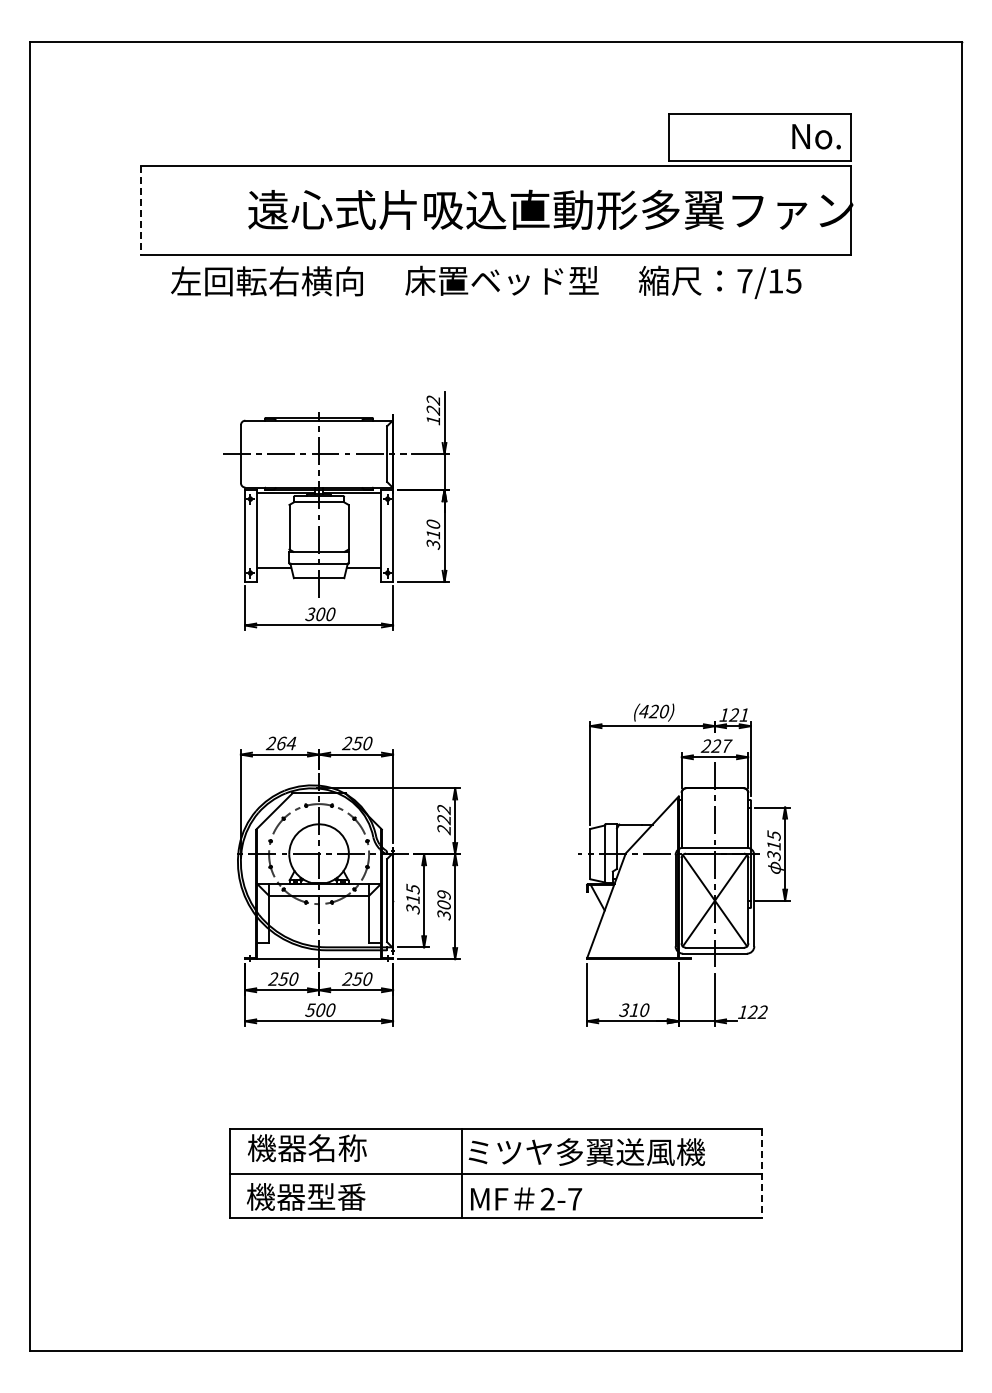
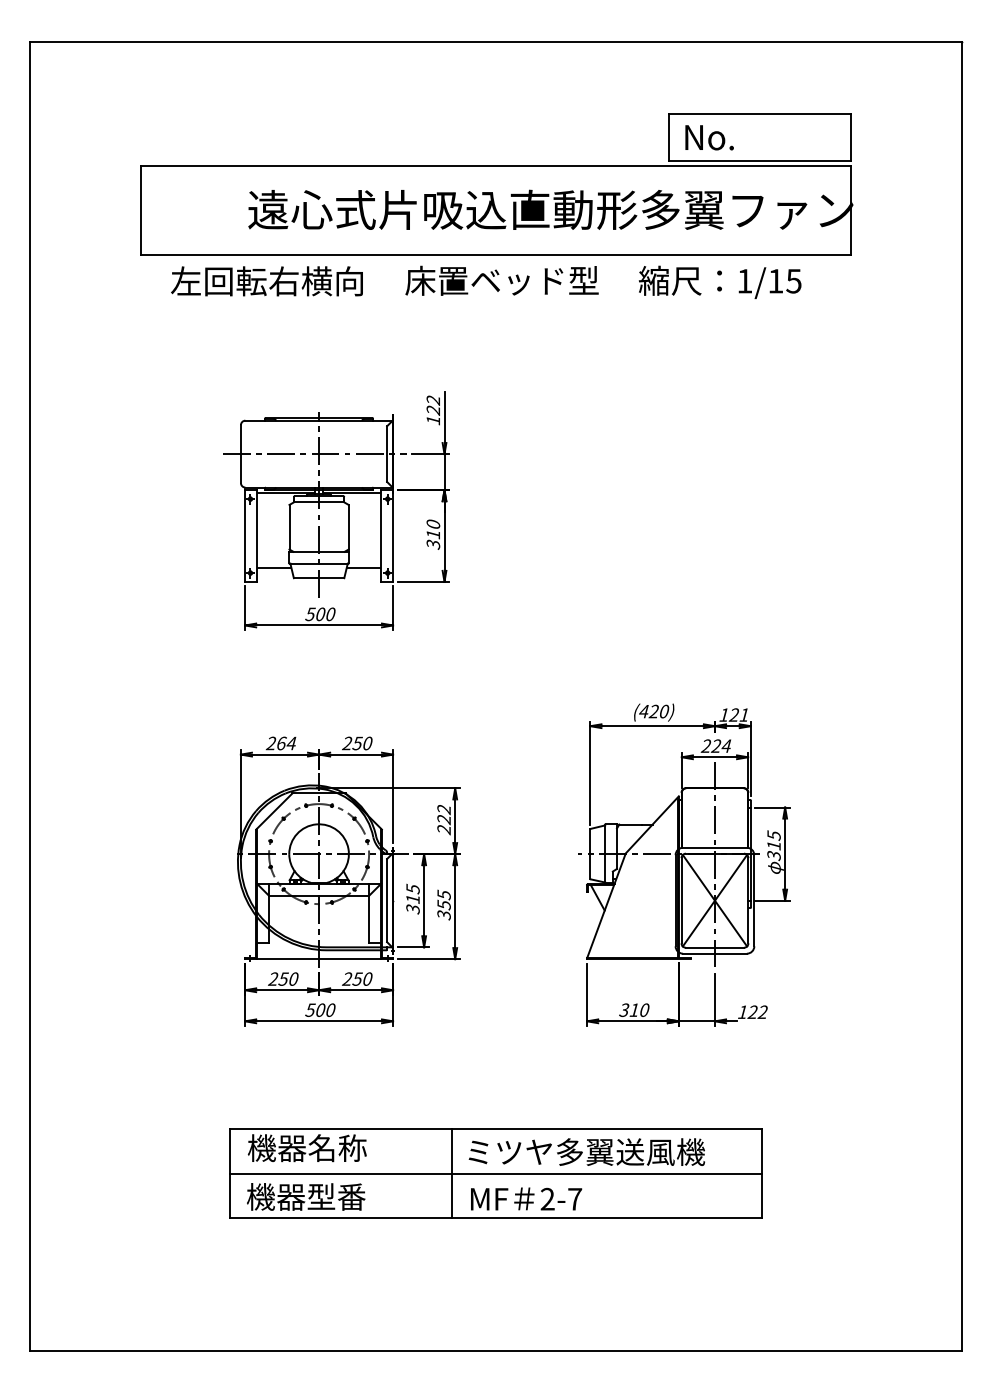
text position: (816, 136) -> (709, 137) (709, 137)
line: dashed -> solid (140, 211)
text: 7/15 -> 1/15 (744, 281)
text: 300 -> 500 (311, 613)
text: 227 -> 224 (726, 745)
text: 309 -> 355 (443, 899)
line position: (461, 1173) -> (451, 1173) (451, 1173)
line: dashed -> solid (762, 1174)
